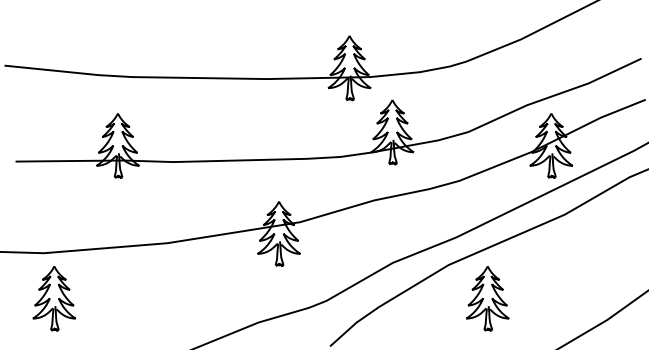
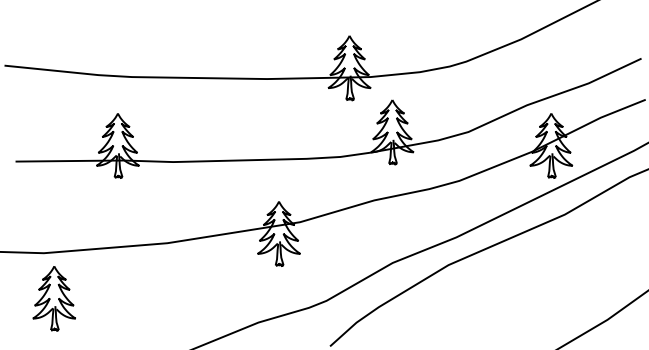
part: present -> none (487, 298)
